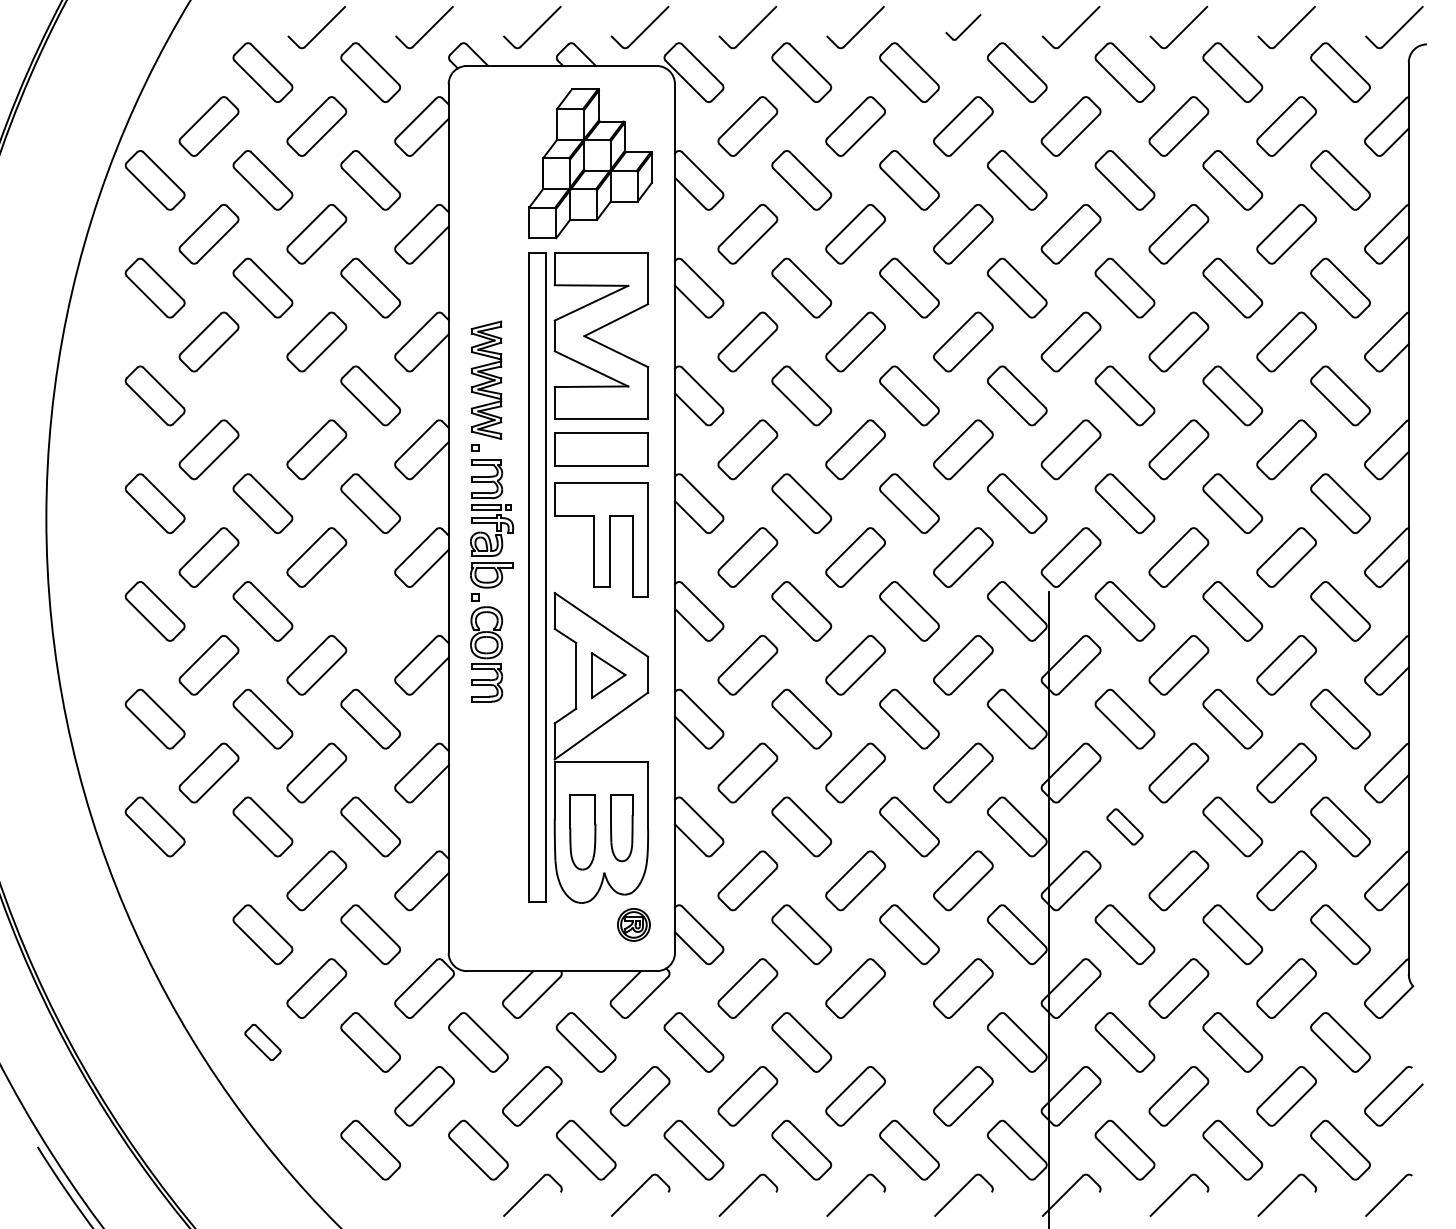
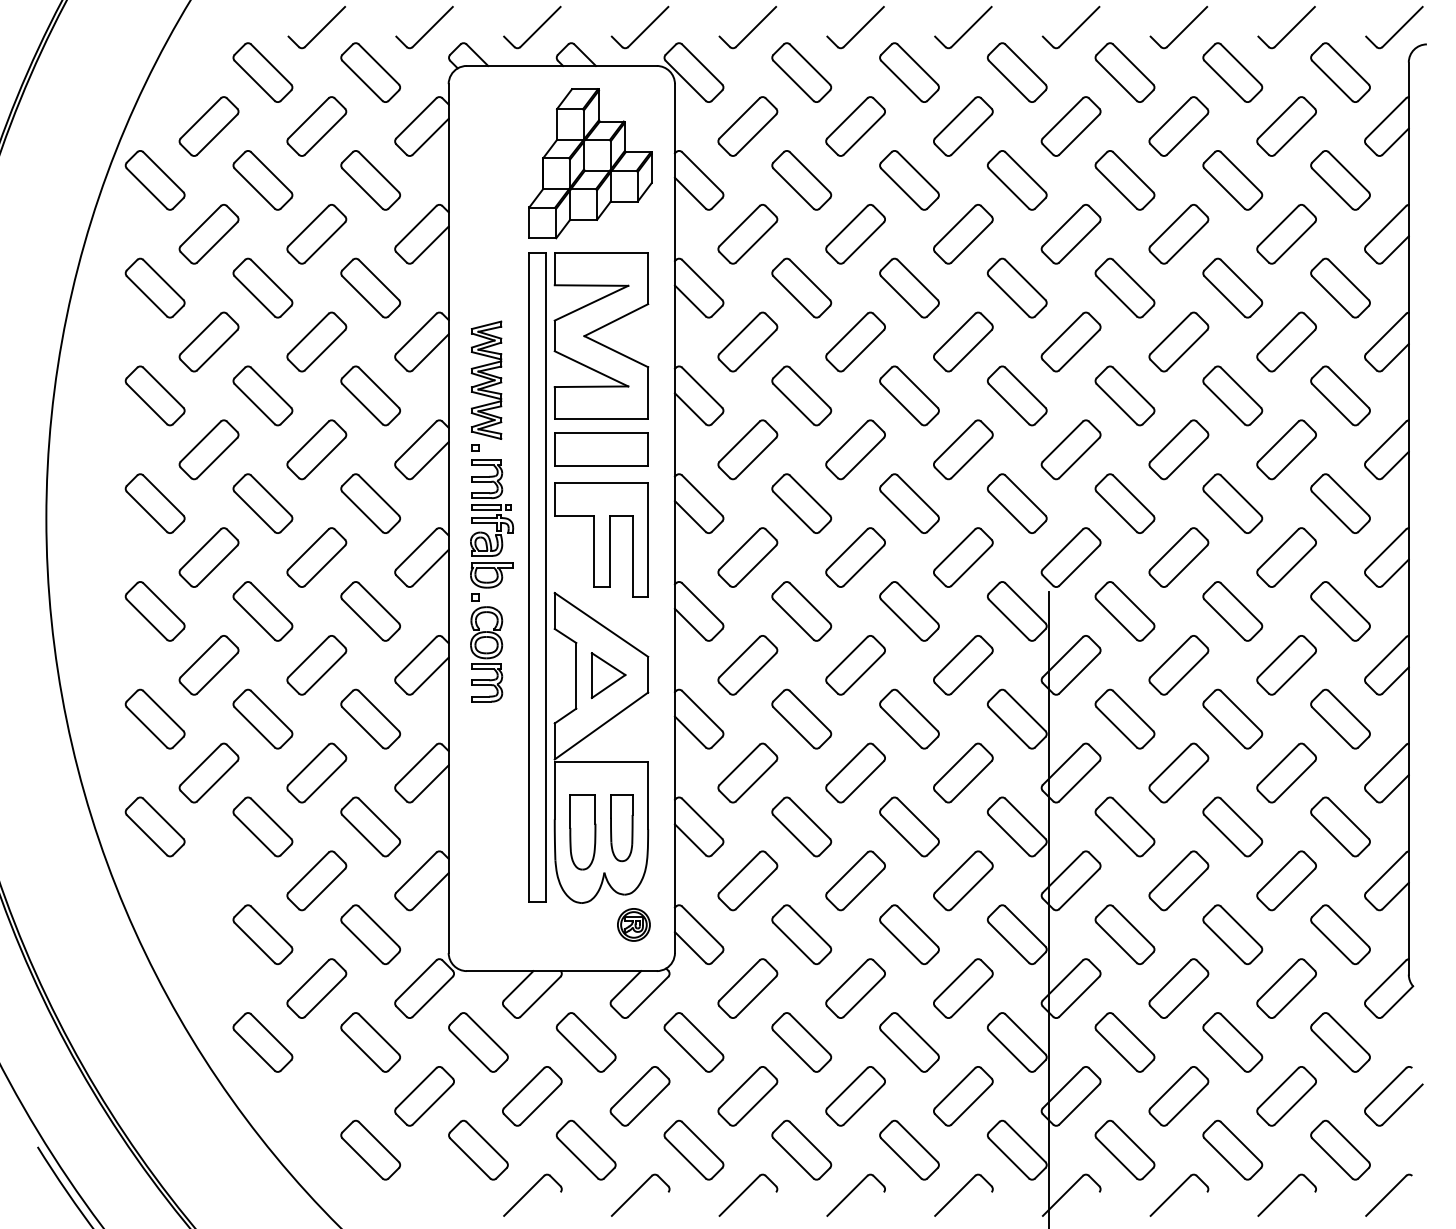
part size: 37x27 px -> 59x45 px (963, 27)
part: none -> present (262, 395)
part: none -> present (370, 611)
part size: 38x38 px -> 62x62 px (1124, 826)
part size: 38x37 px -> 62x61 px (262, 1042)
part: none -> present (909, 1042)
